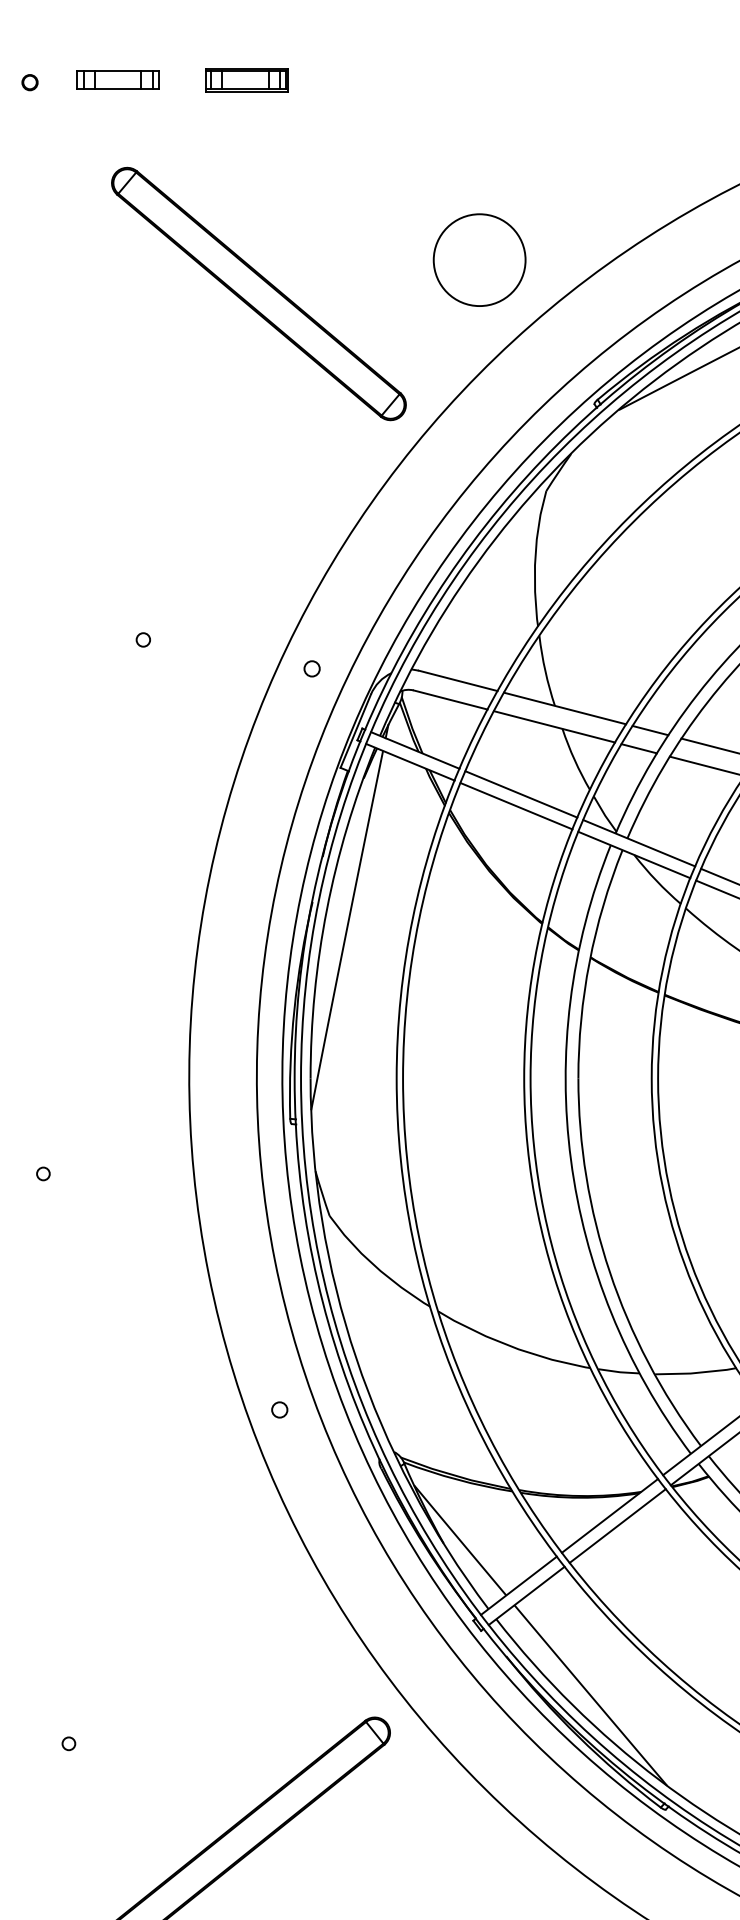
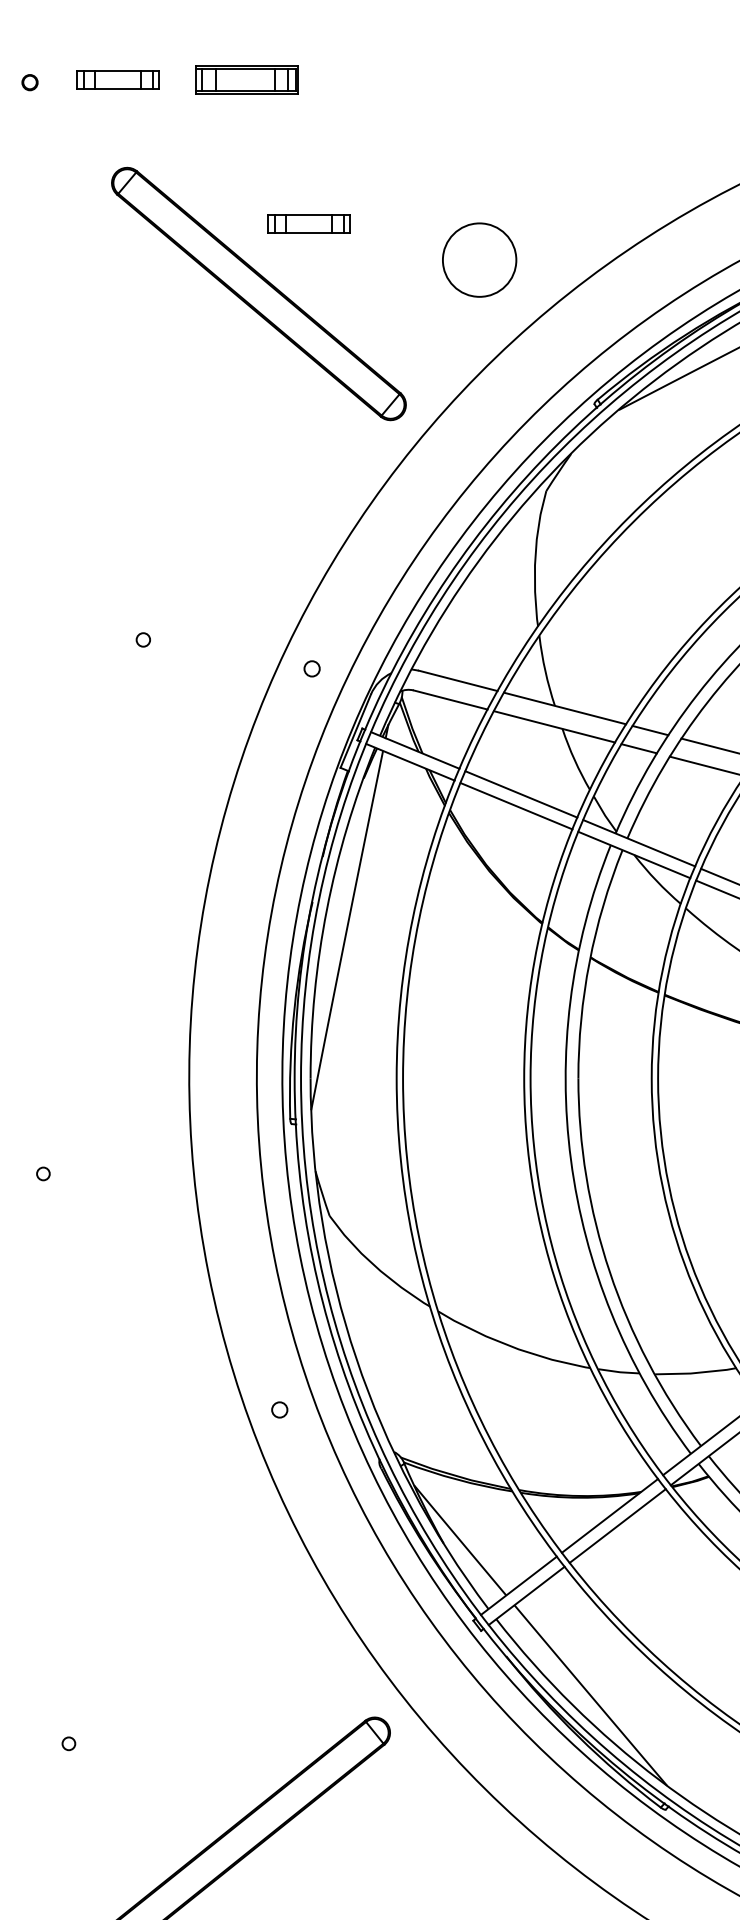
part size: 84x25 px -> 104x30 px (246, 79)
part: none -> present (308, 223)
circle size: 95x94 px -> 76x76 px (479, 259)
